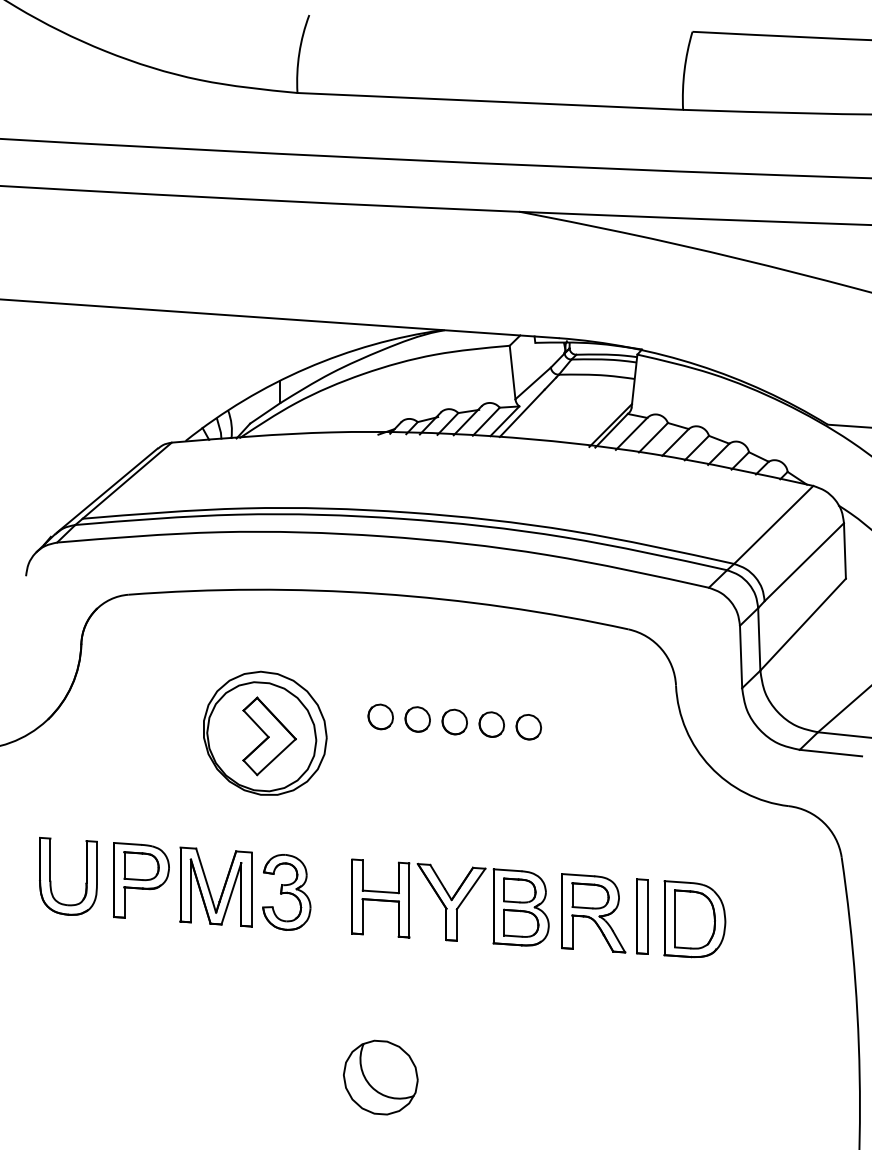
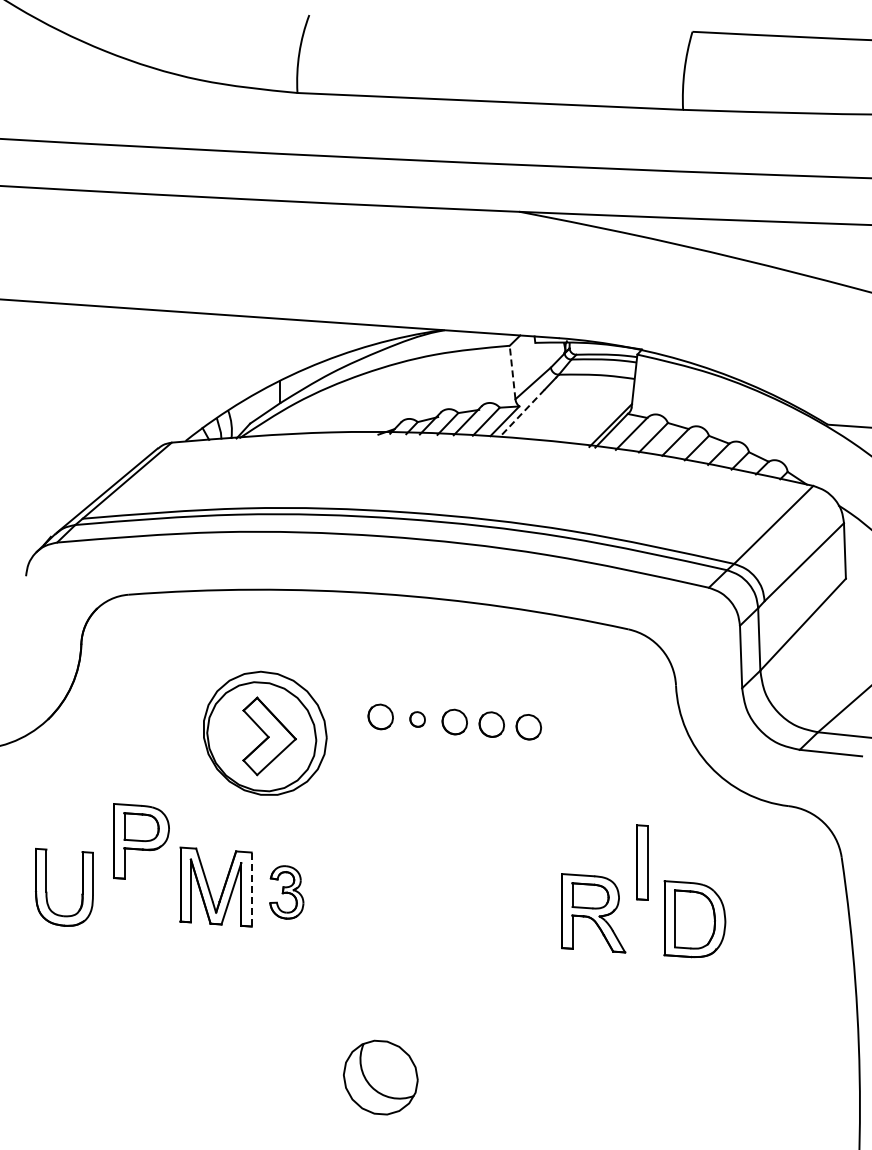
line: solid -> dashed (512, 372)
line: solid -> dashed (522, 413)
part size: 27x27 px -> 17x17 px (417, 719)
part position: (51, 880) -> (47, 891) (47, 891)
part position: (141, 880) -> (141, 841) (141, 841)
line: solid -> dashed (251, 890)
part size: 50x77 px -> 36x55 px (286, 892)
part: present -> none (450, 902)
part position: (642, 916) -> (642, 862) (642, 862)
